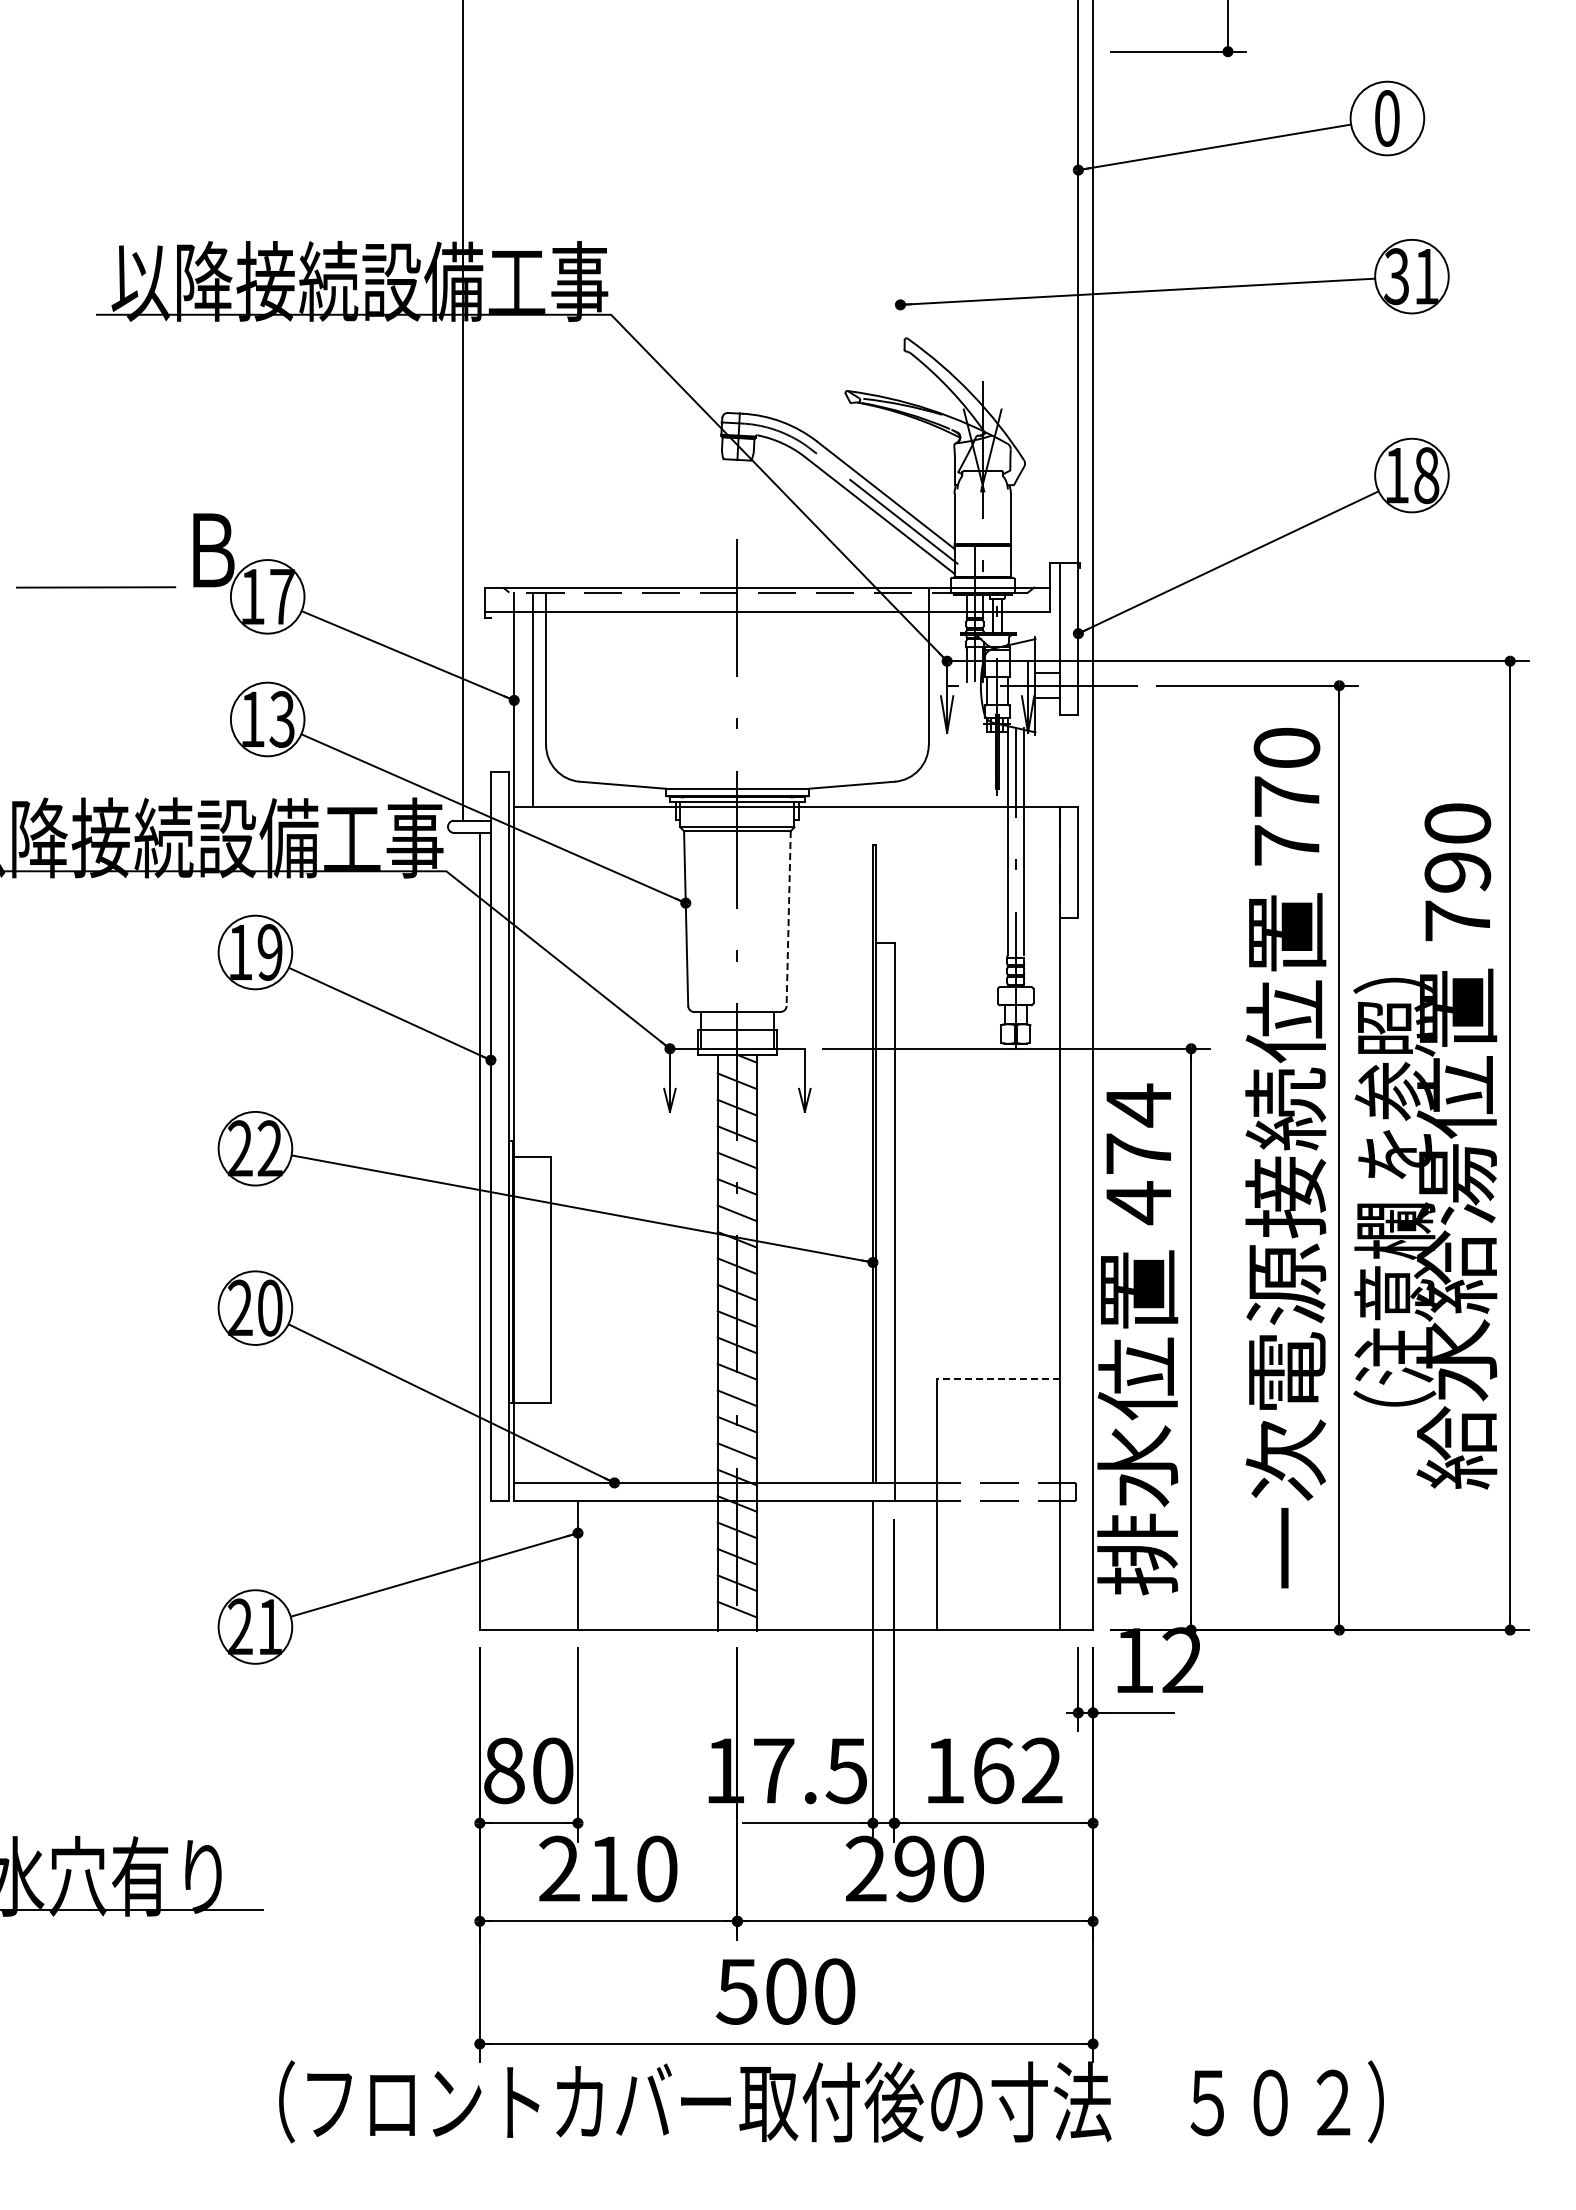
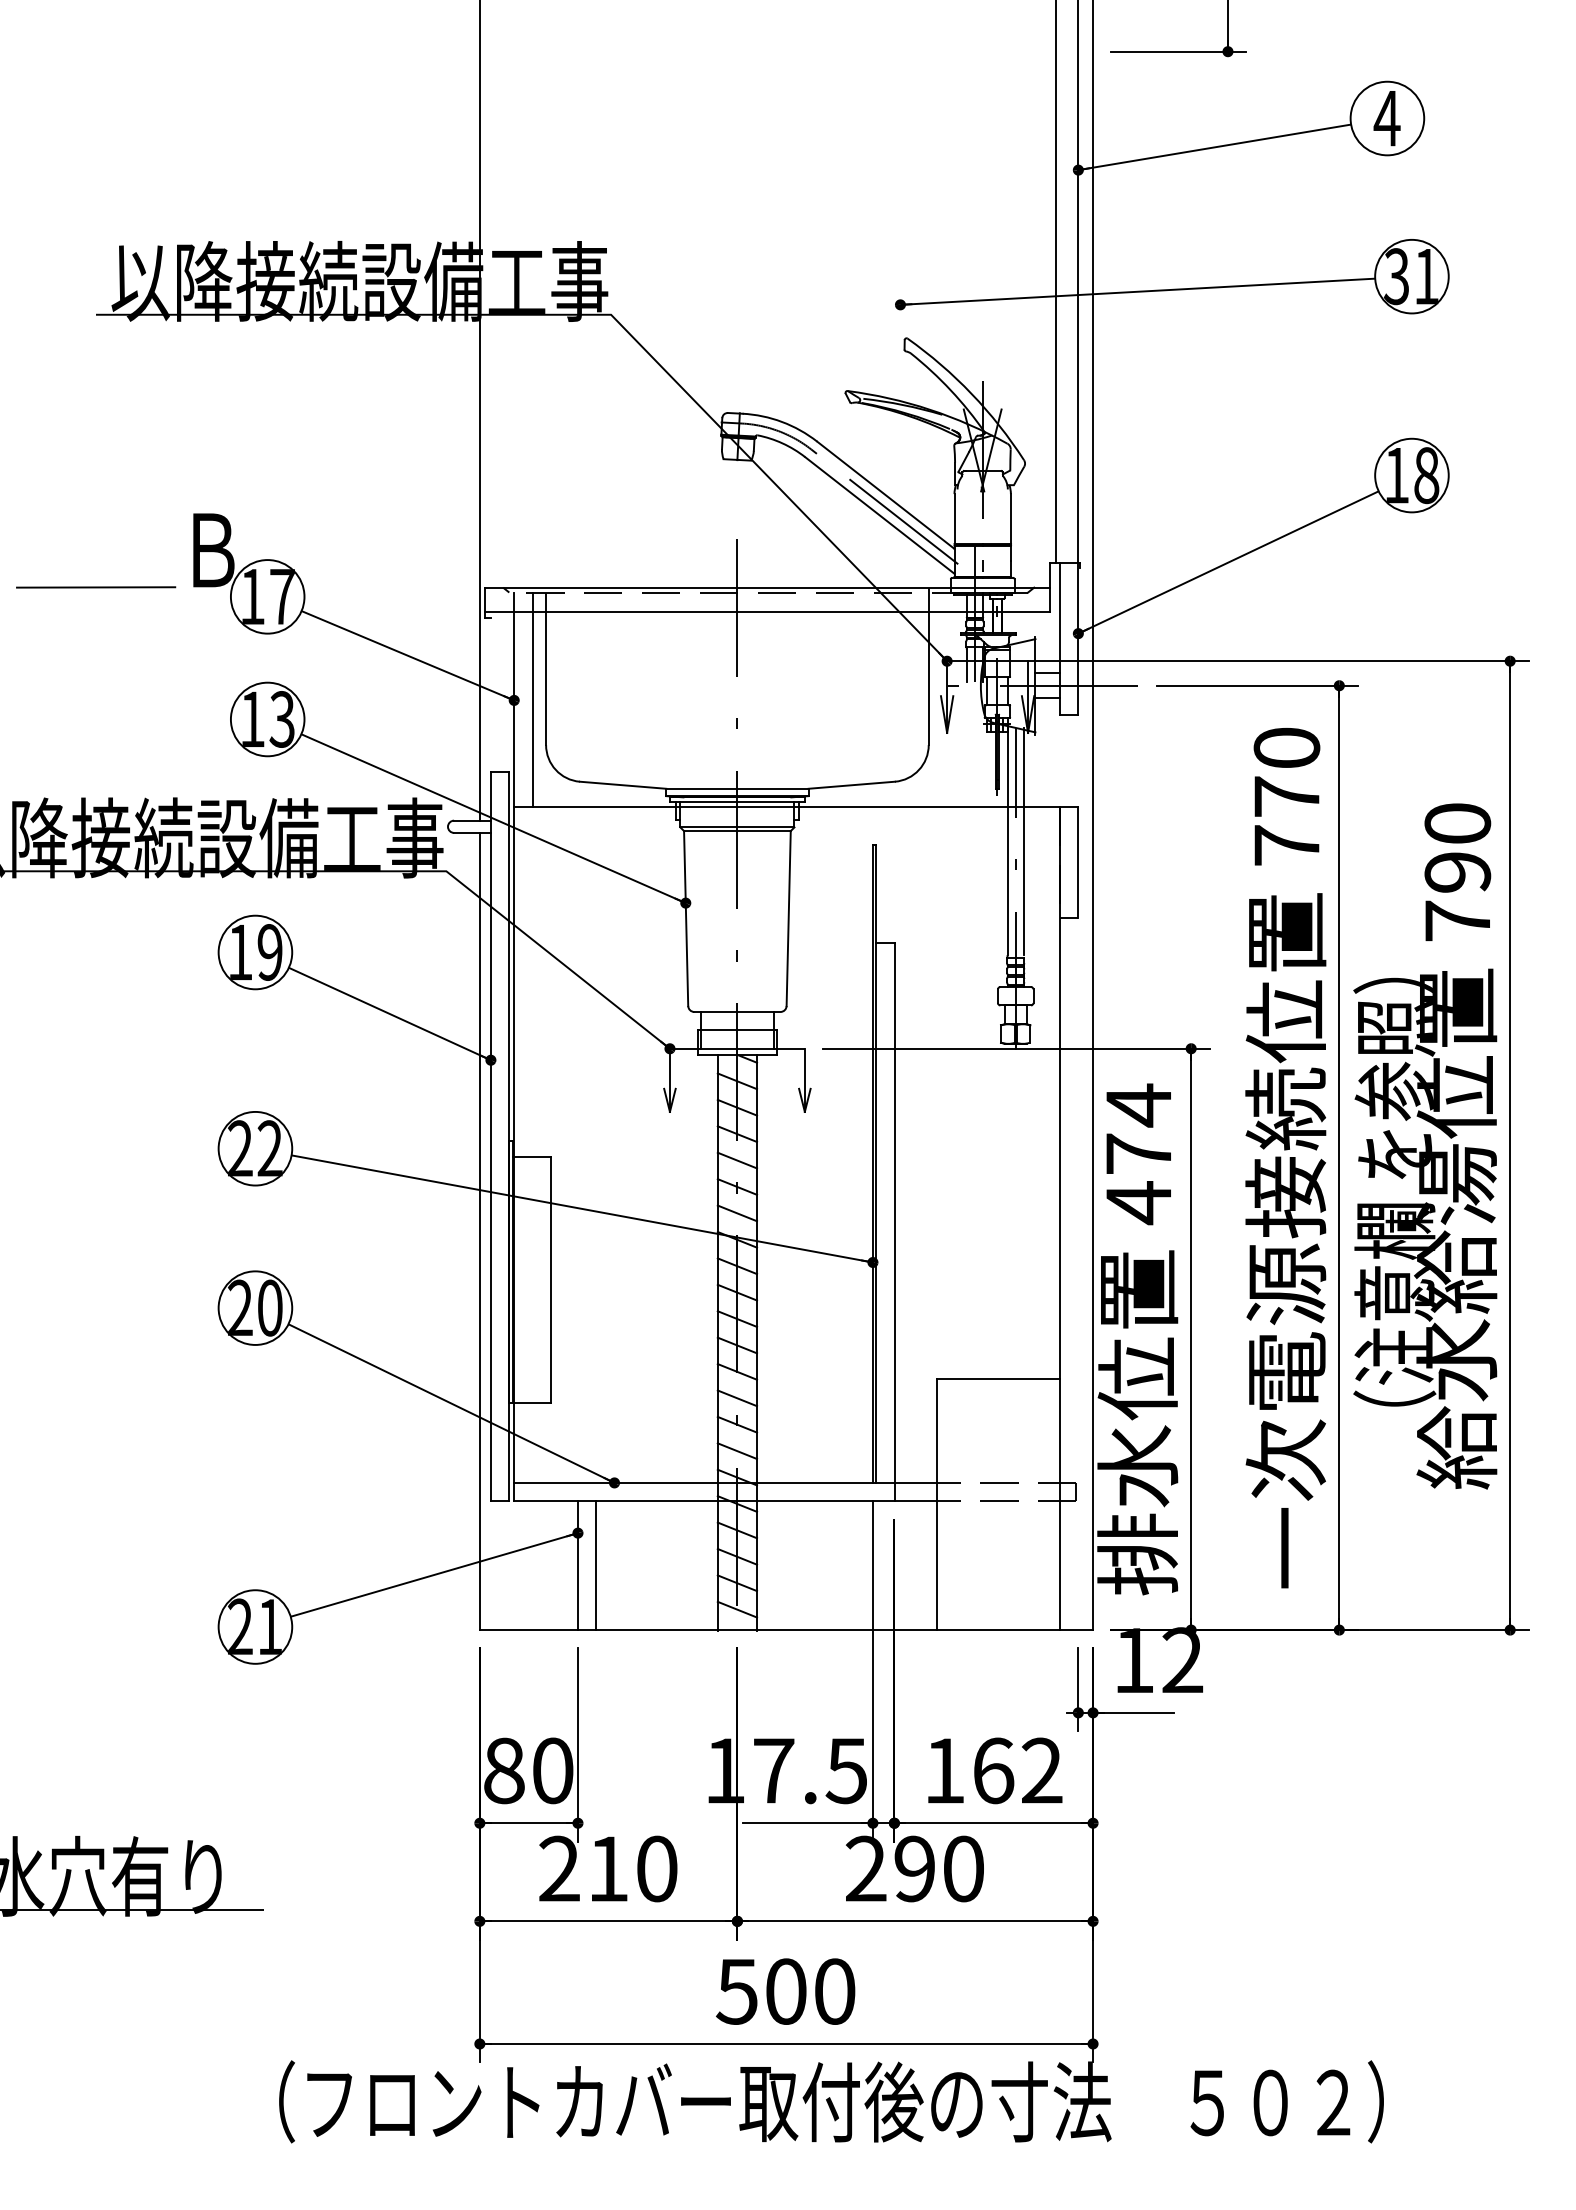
text: 0 -> 4 (1386, 118)
line: none -> present (1056, 282)
line position: (462, 411) -> (479, 411) (479, 411)
line: dashed -> solid (788, 919)
line: dashed -> solid (998, 1378)
line: none -> present (596, 1565)
